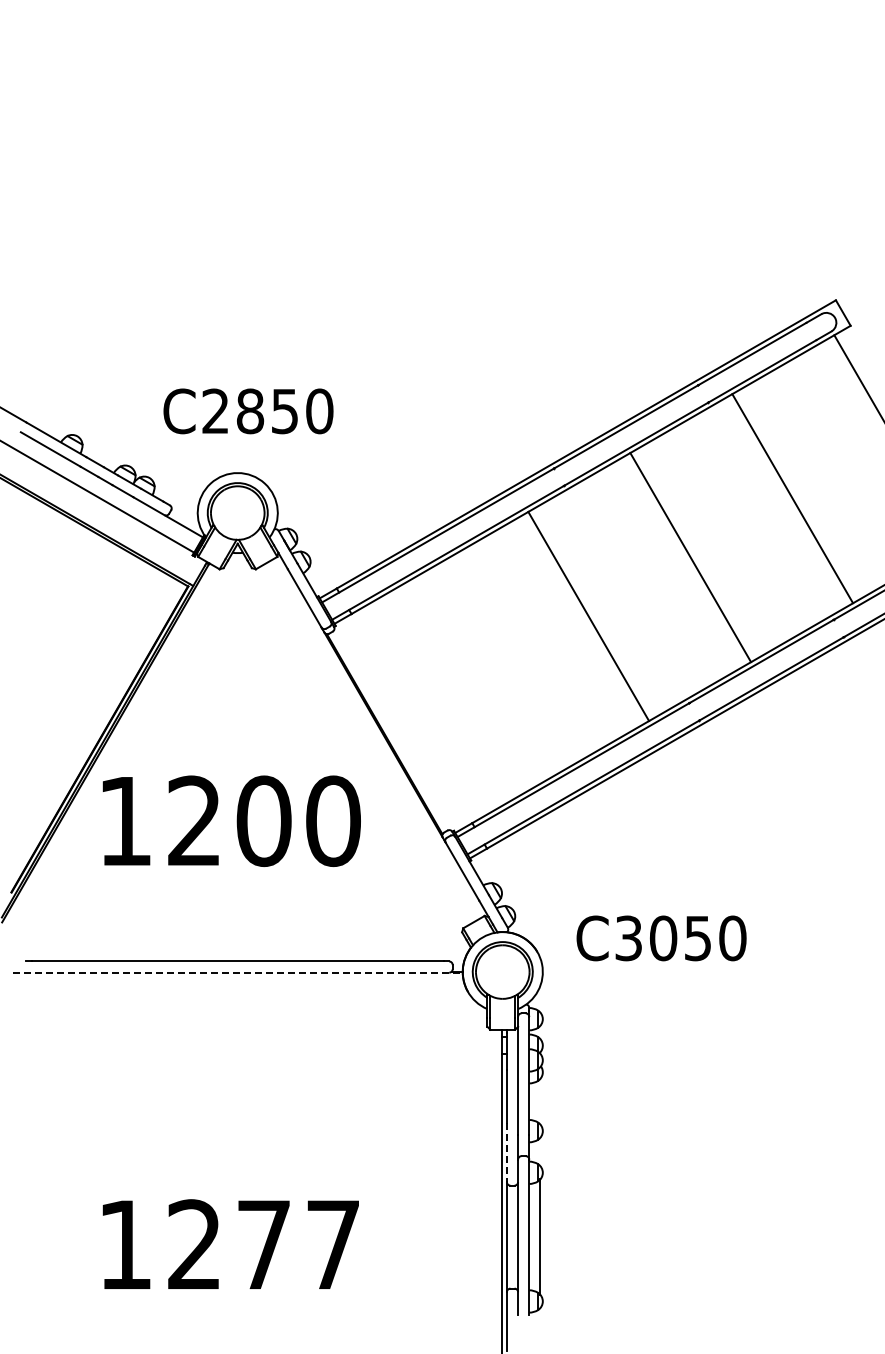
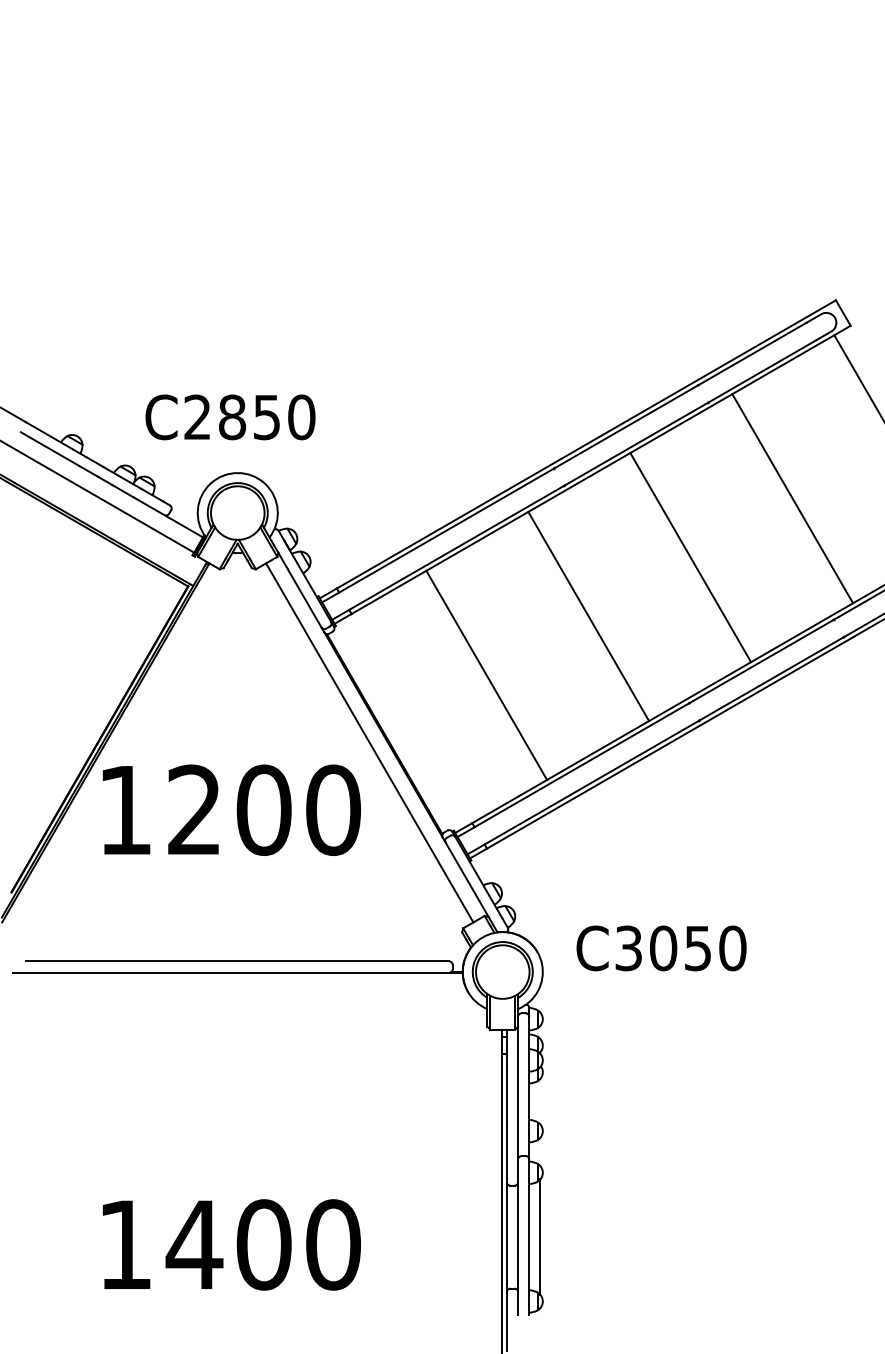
text position: (248, 411) -> (230, 417) (230, 417)
line: none -> present (486, 674)
line: none -> present (369, 742)
text position: (231, 820) -> (231, 809) (231, 809)
text position: (661, 938) -> (661, 948) (661, 948)
line: dashed -> solid (237, 972)
line: dashed -> solid (506, 1152)
text: 1277 -> 1400 (262, 1244)
